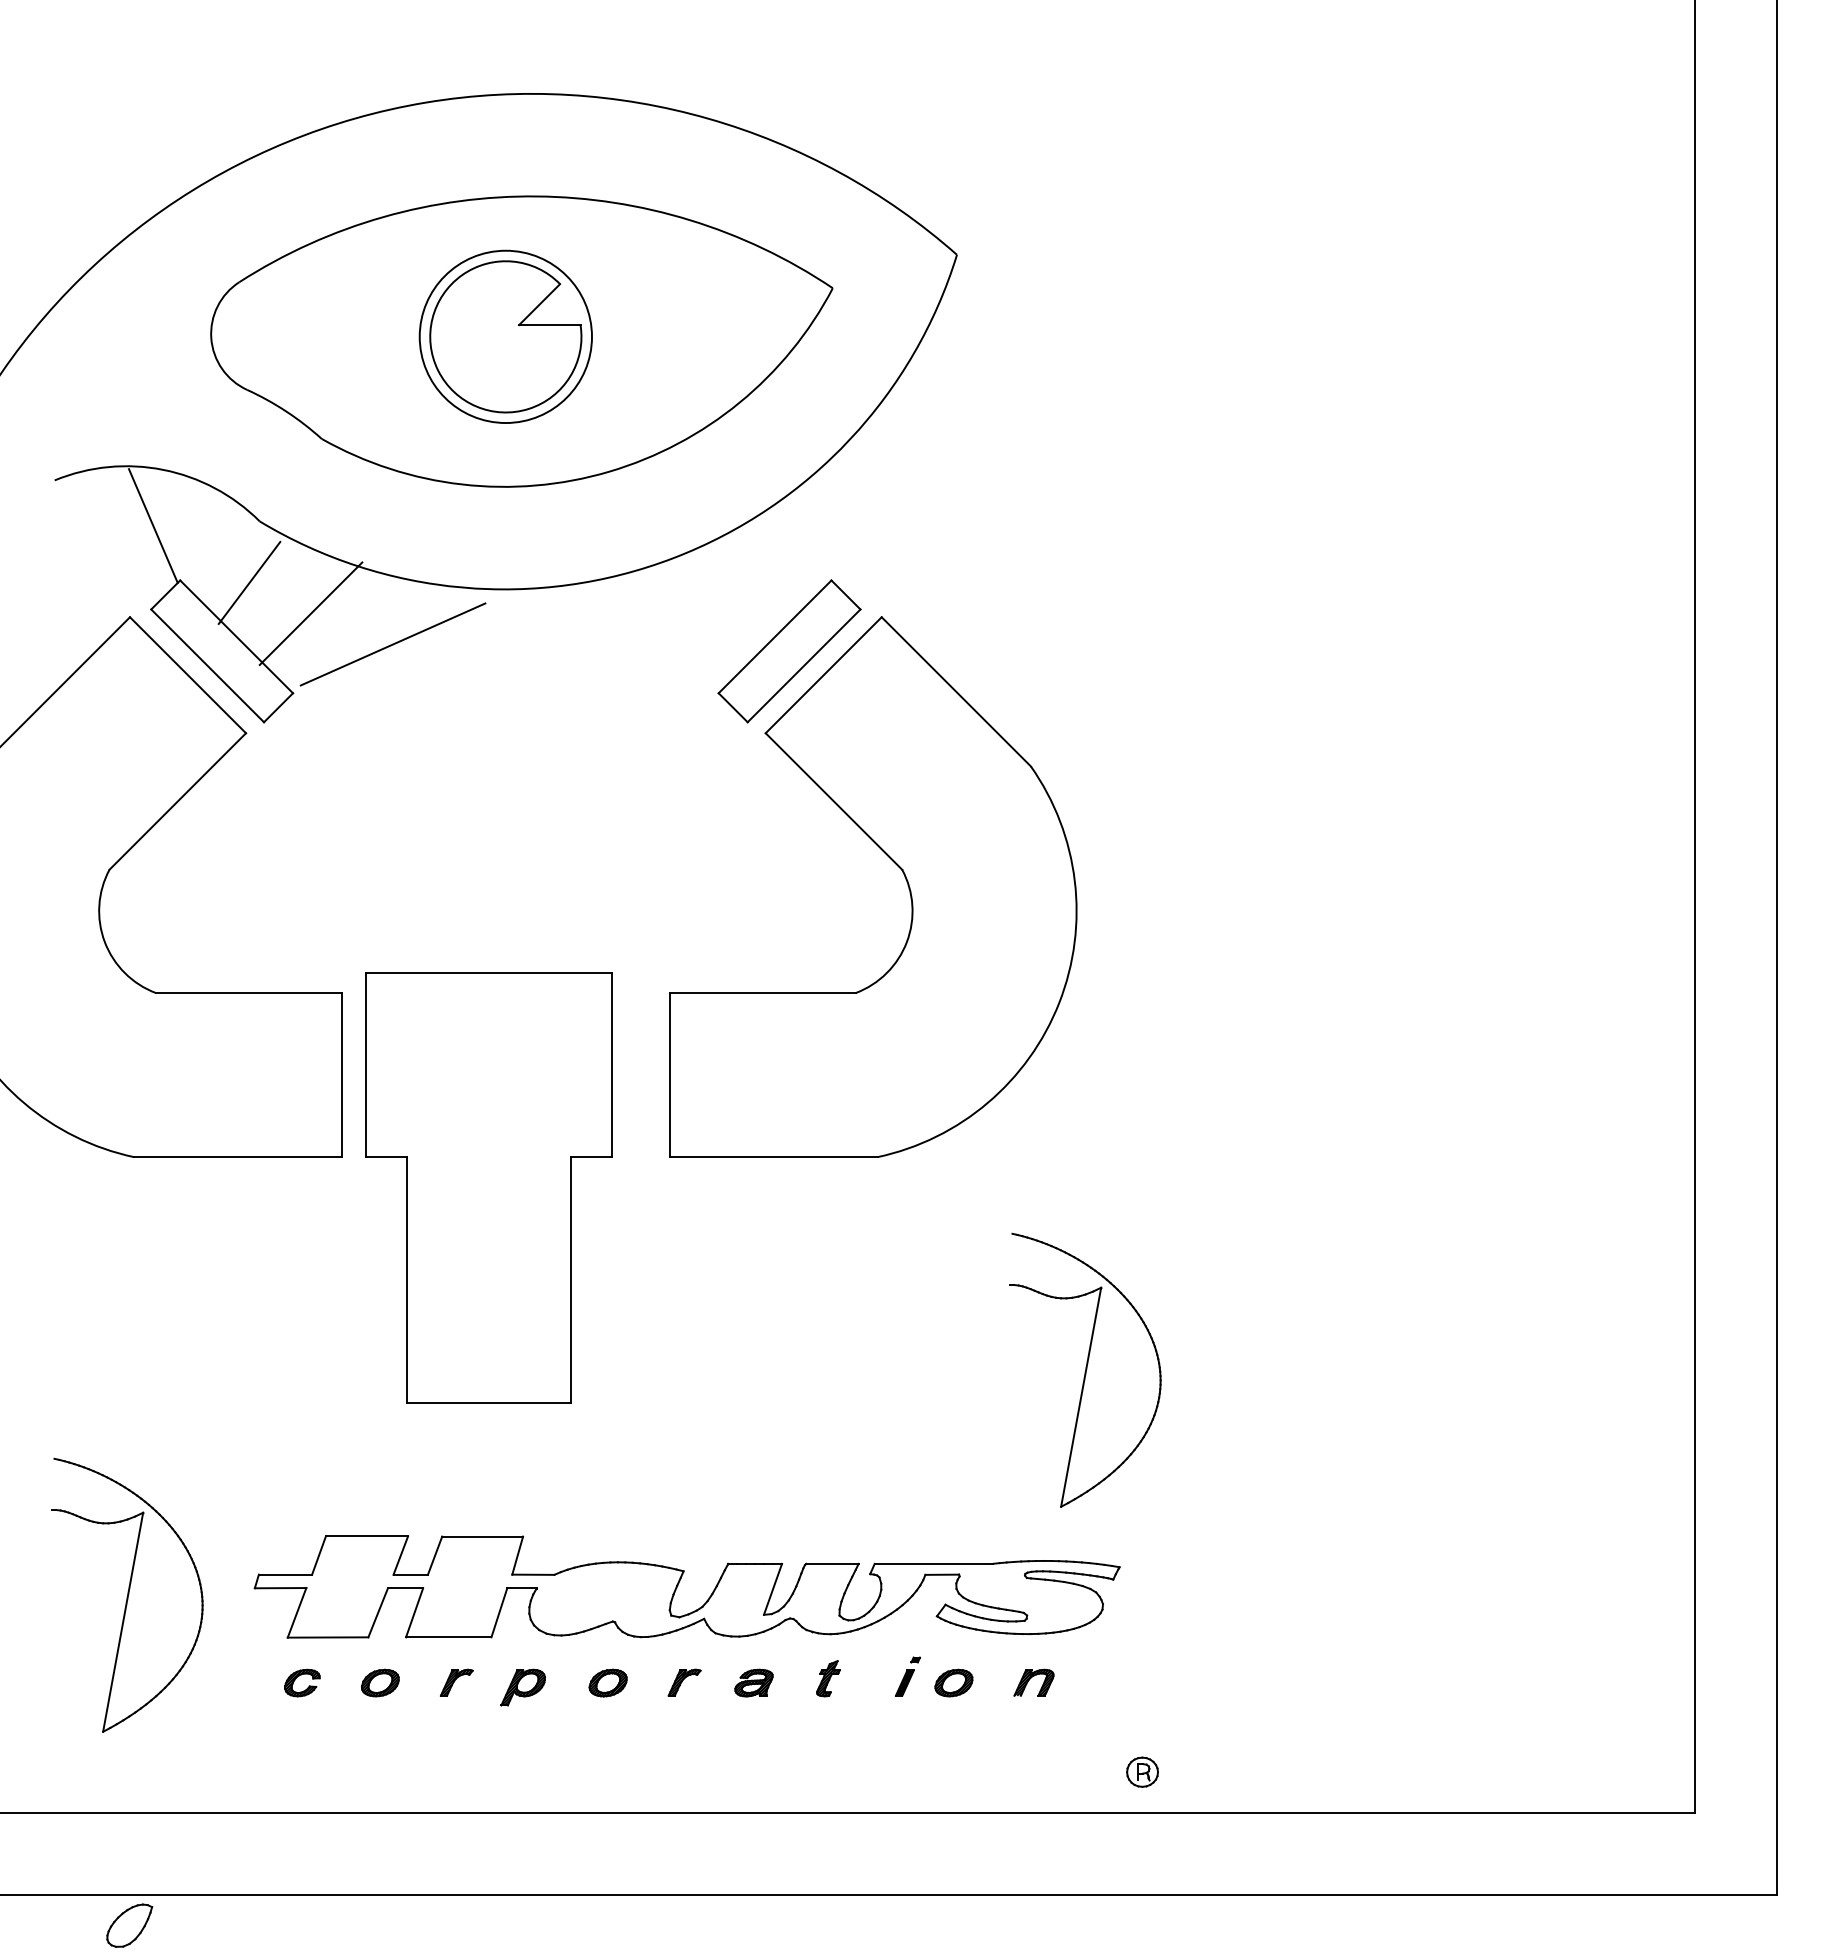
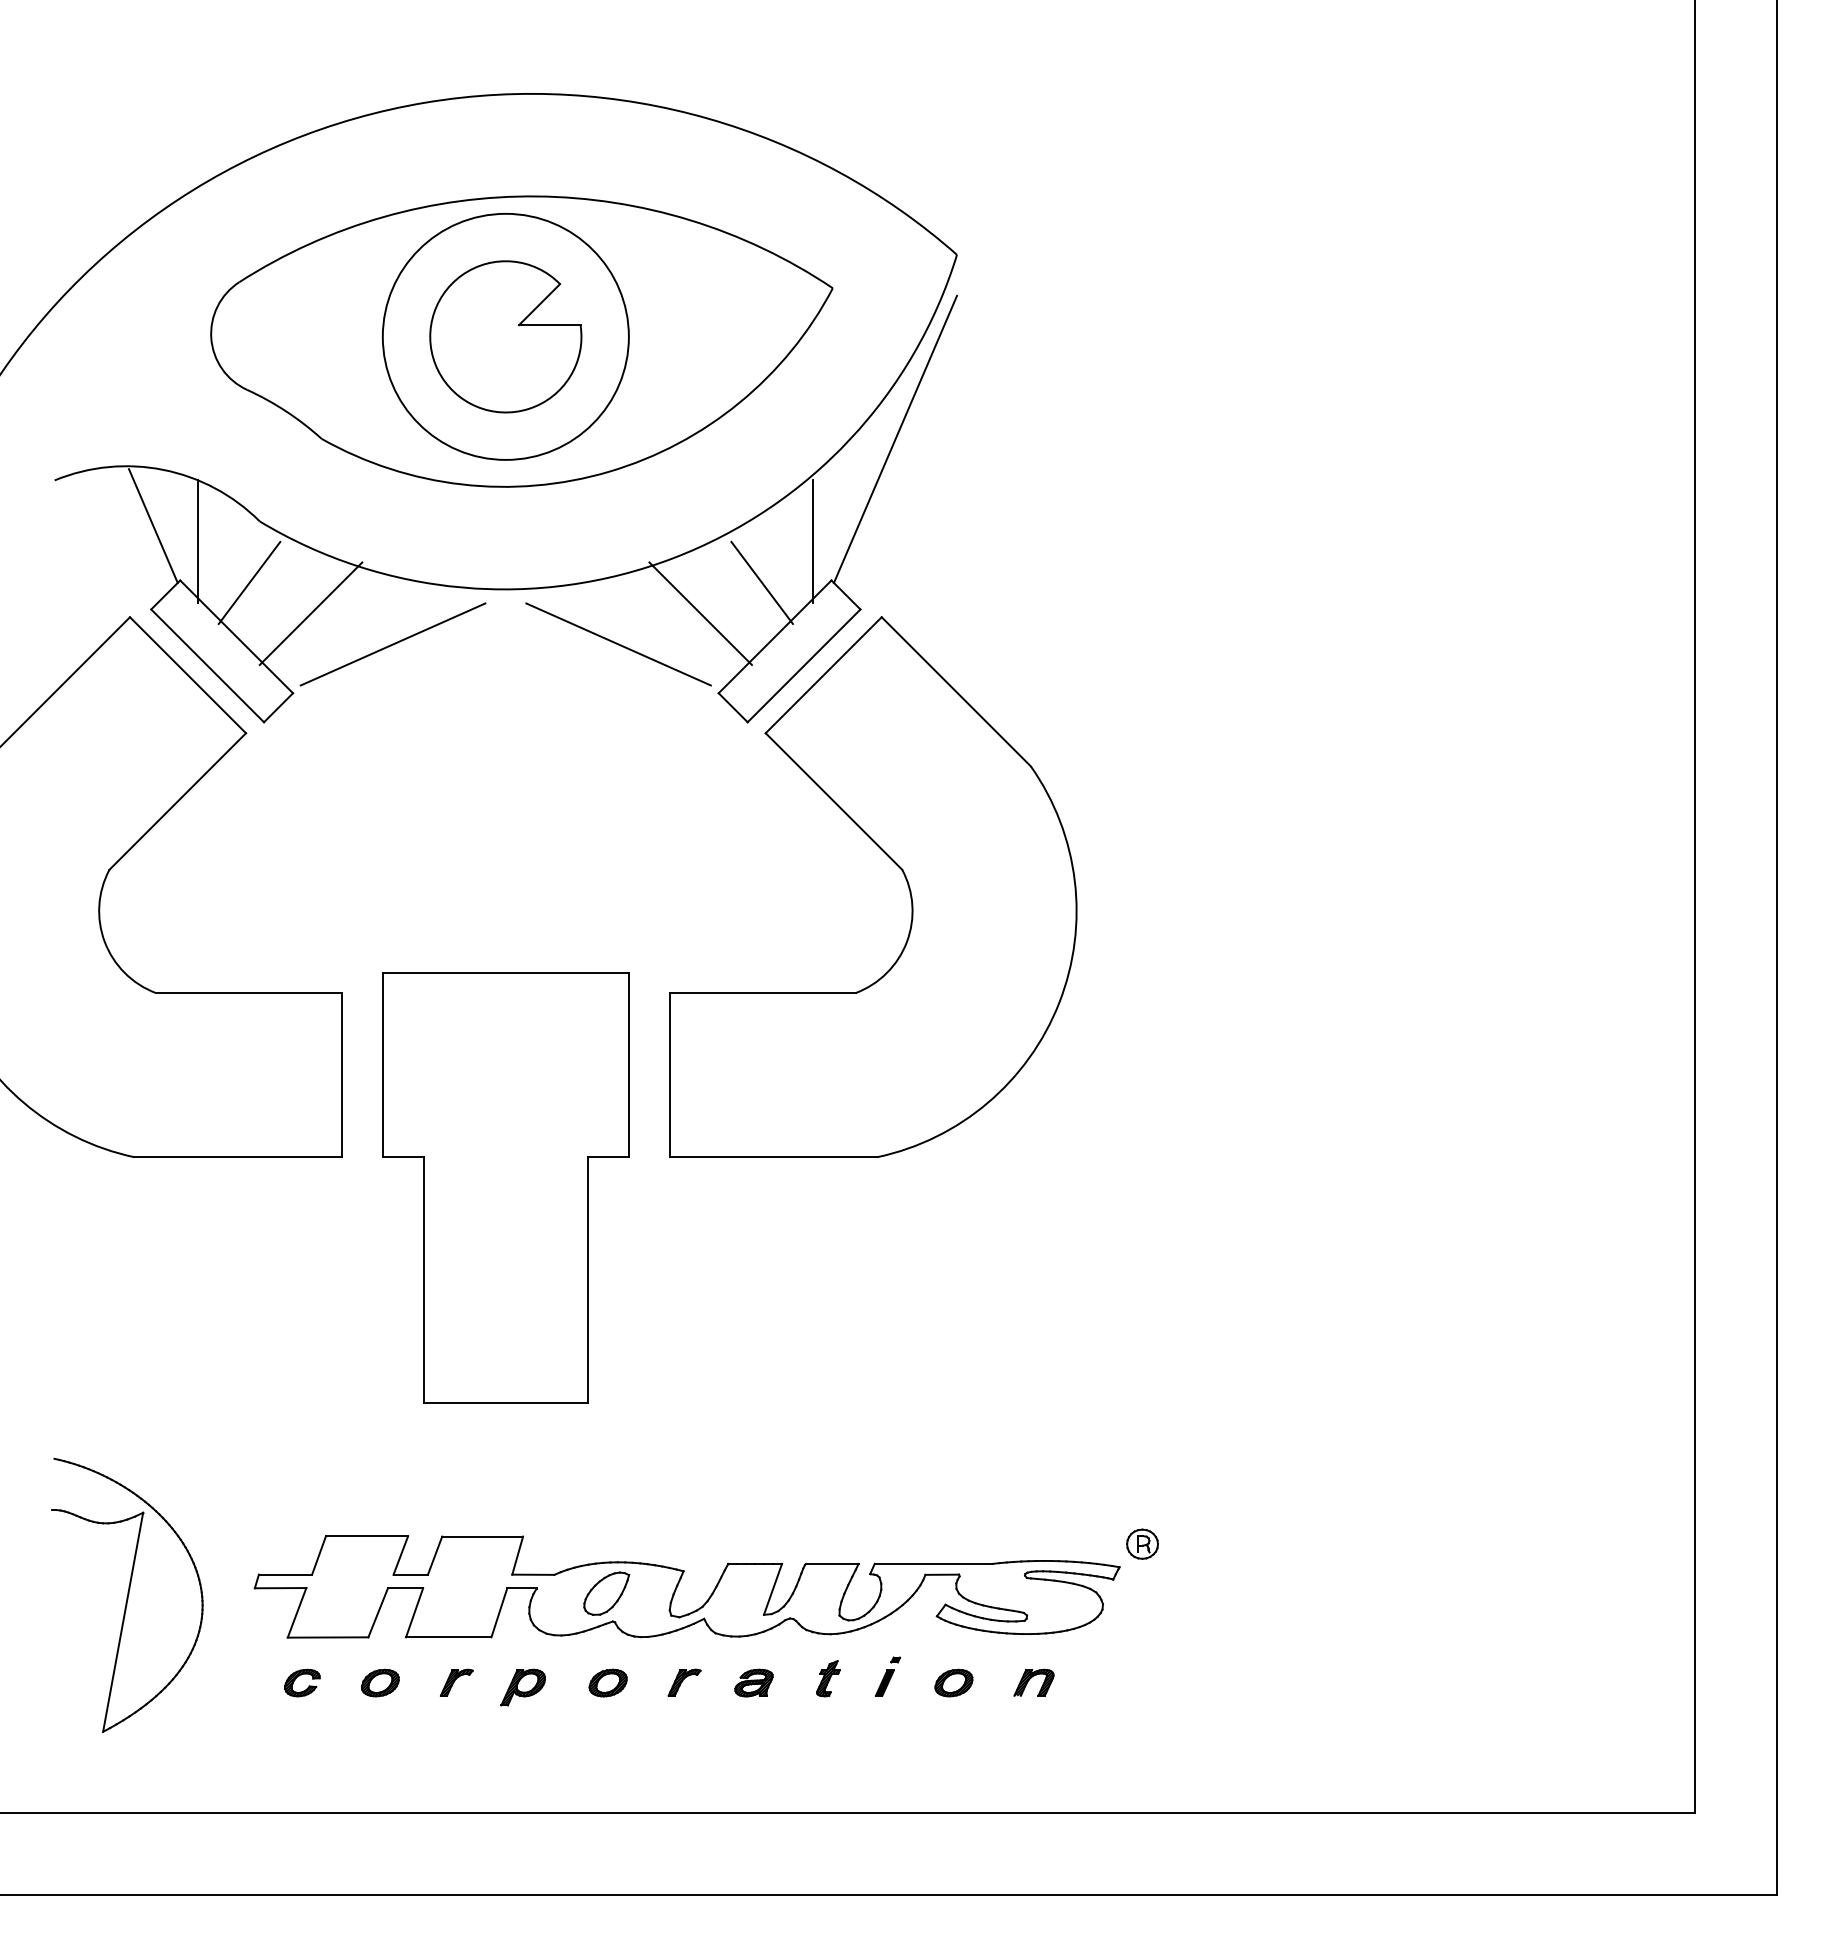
circle diameter: 172 px -> 246 px (505, 336)
line: none -> present (895, 438)
line: none -> present (198, 541)
line: none -> present (813, 541)
line: none -> present (761, 582)
line: none -> present (700, 613)
line: none -> present (618, 644)
part position: (488, 1187) -> (505, 1187) (505, 1187)
part: present -> none (1085, 1369)
part position: (908, 1676) -> (888, 1676) (888, 1676)
part position: (1142, 1771) -> (1142, 1543) (1142, 1543)
part position: (129, 1925) -> (606, 1593) (606, 1593)
